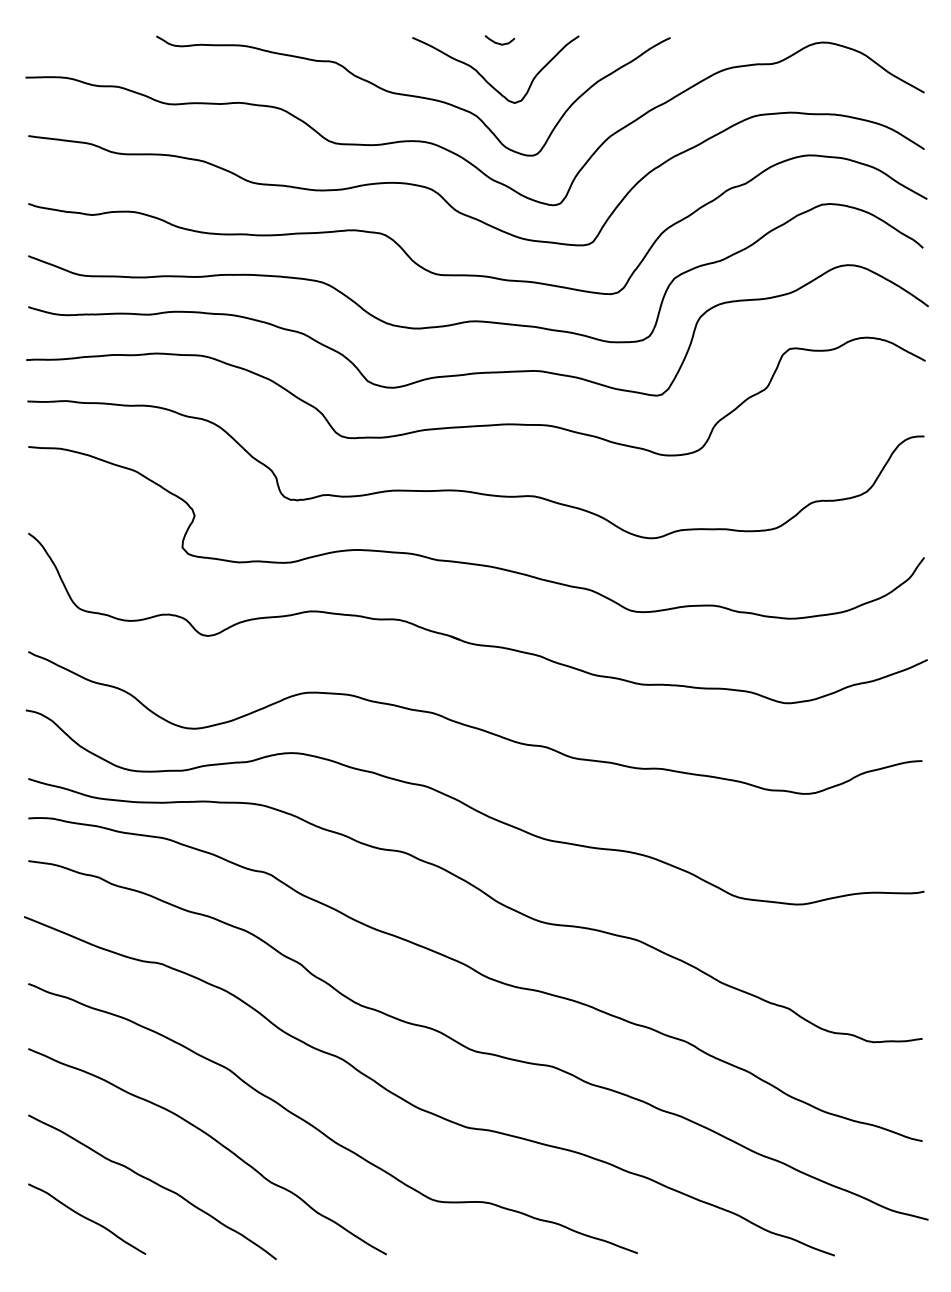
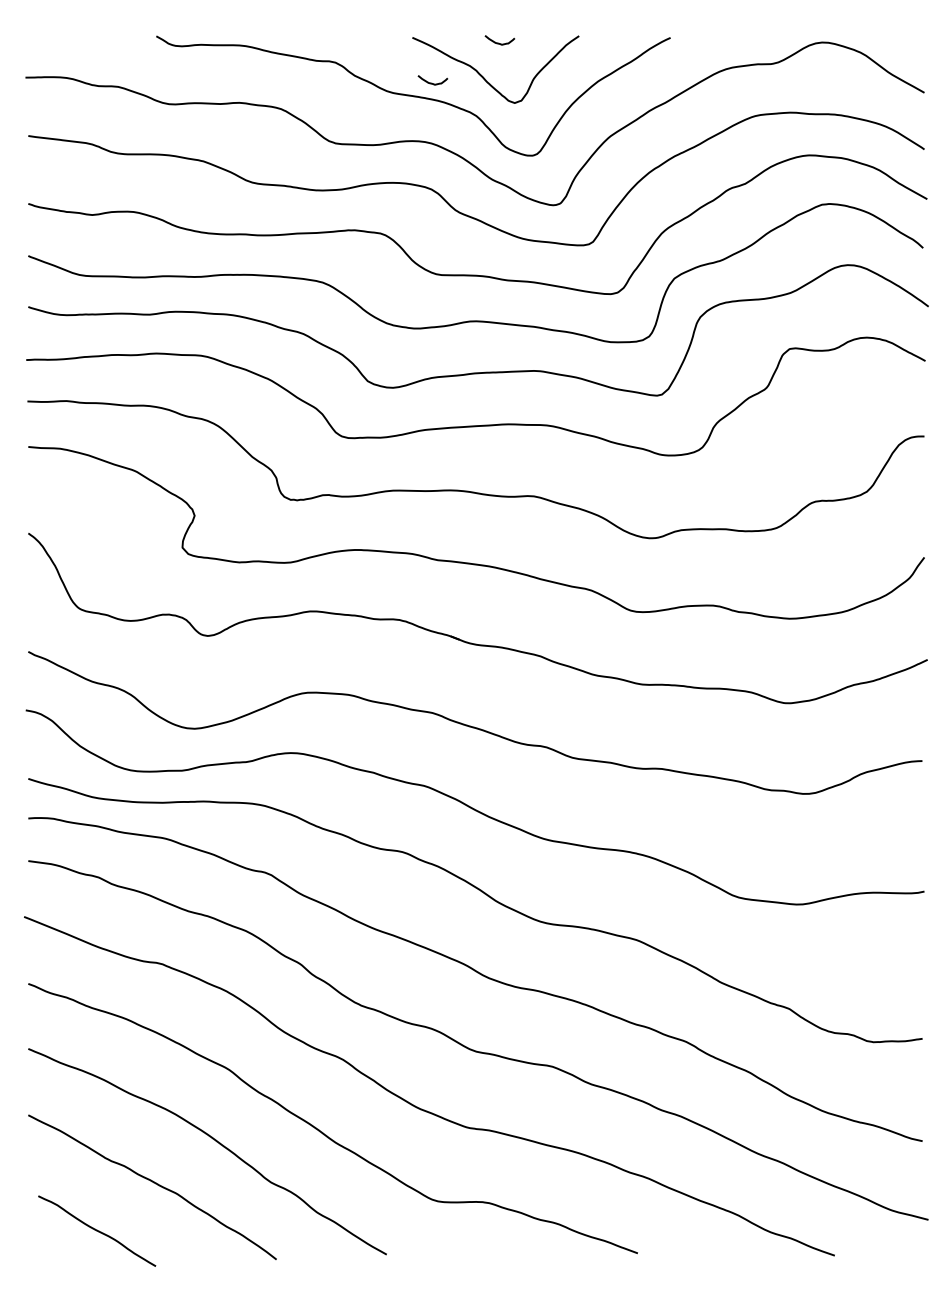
curve: none -> present (431, 82)
curve position: (87, 1218) -> (97, 1230) (97, 1230)
